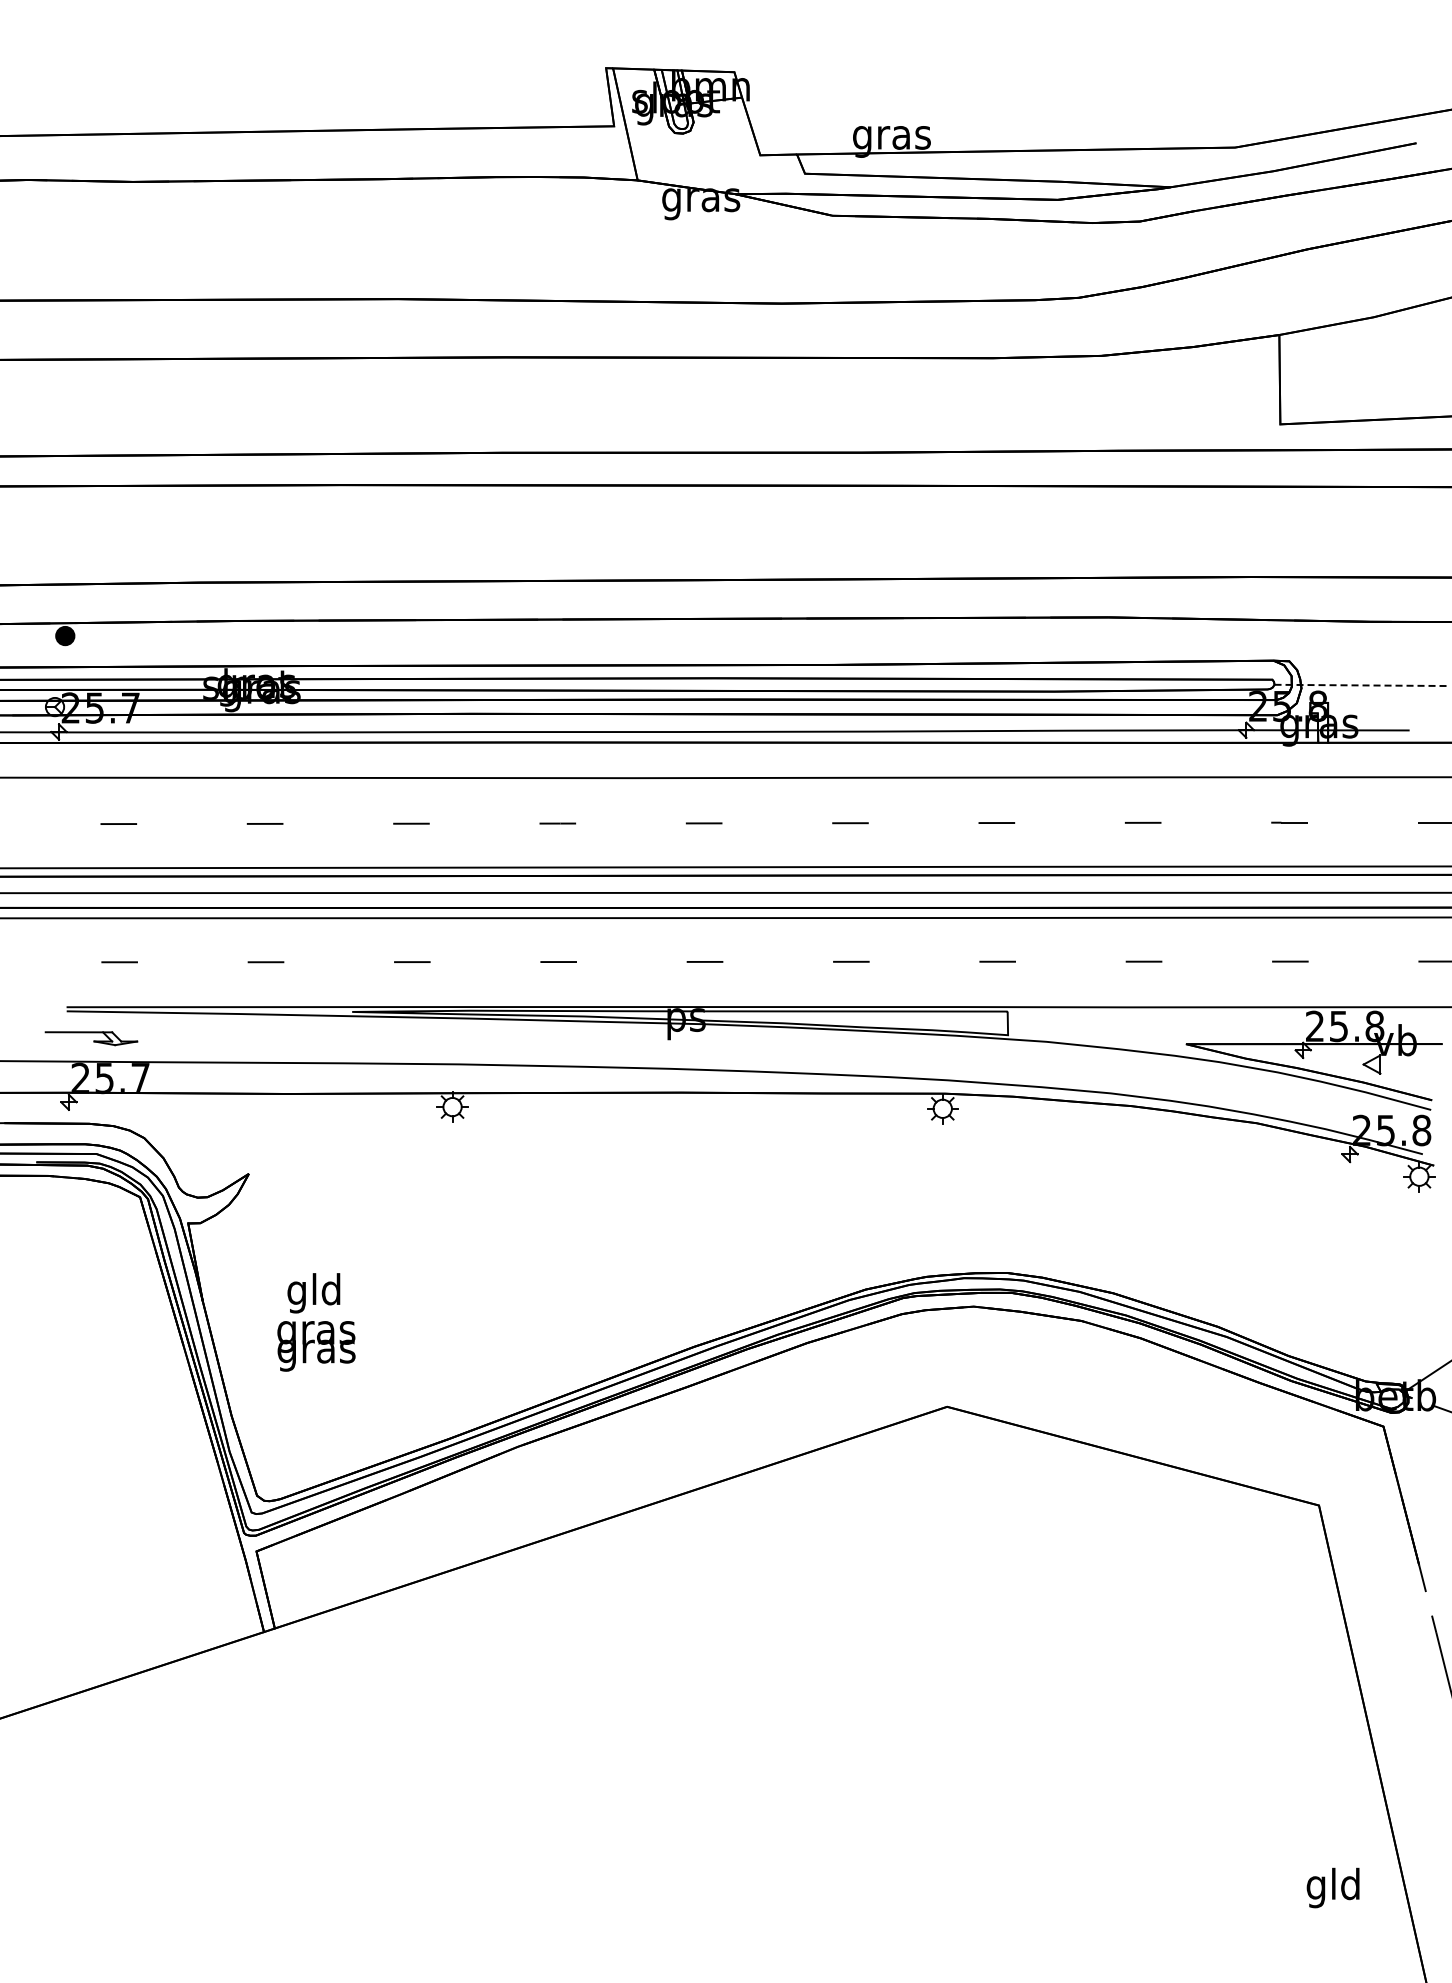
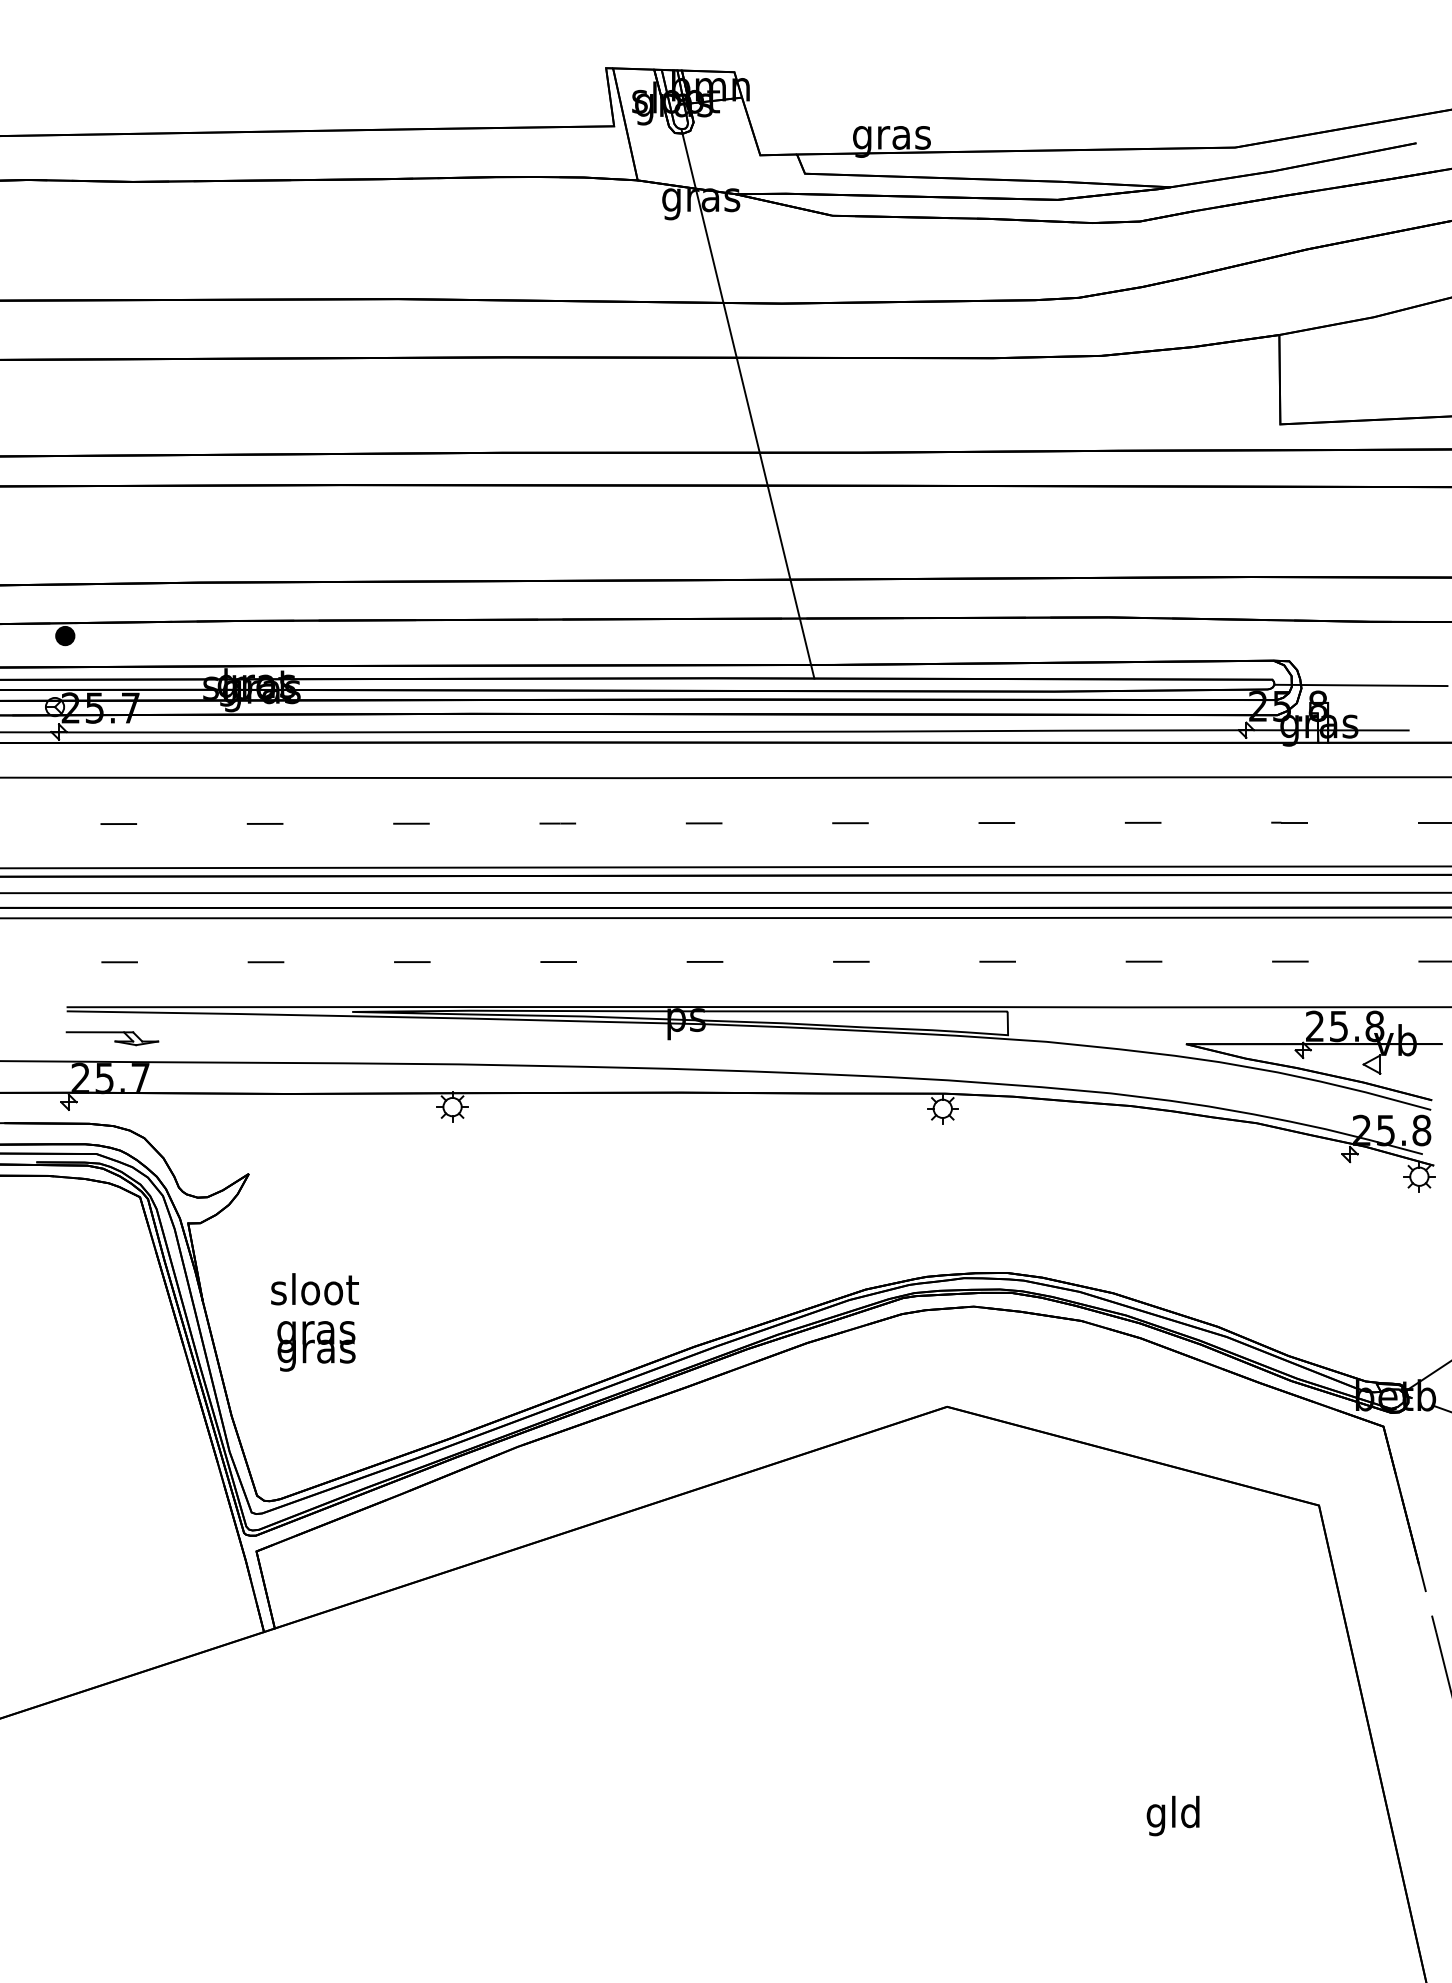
line: none -> present (747, 403)
line: dashed -> solid (1361, 685)
part position: (91, 1038) -> (112, 1038) (112, 1038)
text: gld -> sloot (314, 1293)
text position: (1332, 1887) -> (1172, 1815) (1172, 1815)
